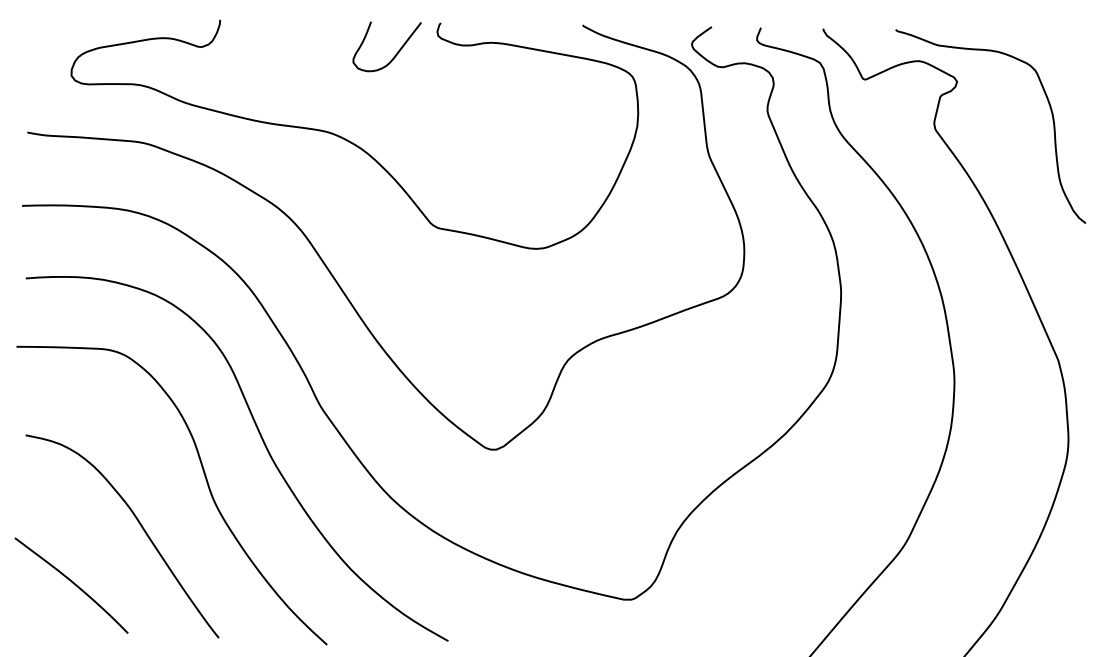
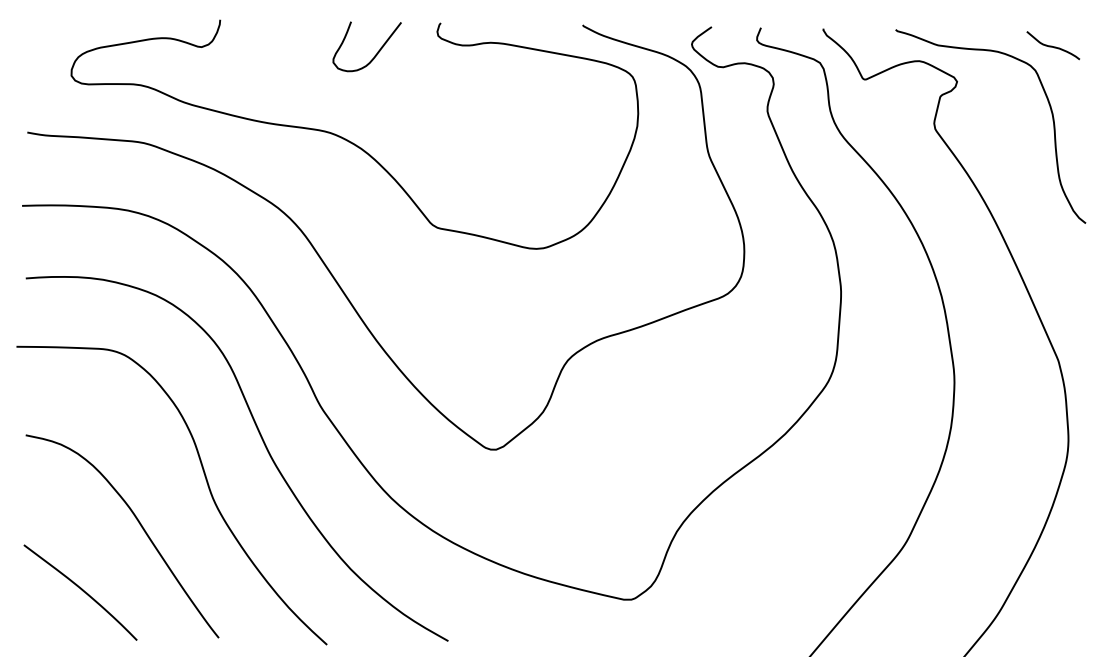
curve: none -> present (1052, 45)
curve position: (395, 54) -> (375, 54) (375, 54)
curve position: (72, 583) -> (81, 590) (81, 590)
